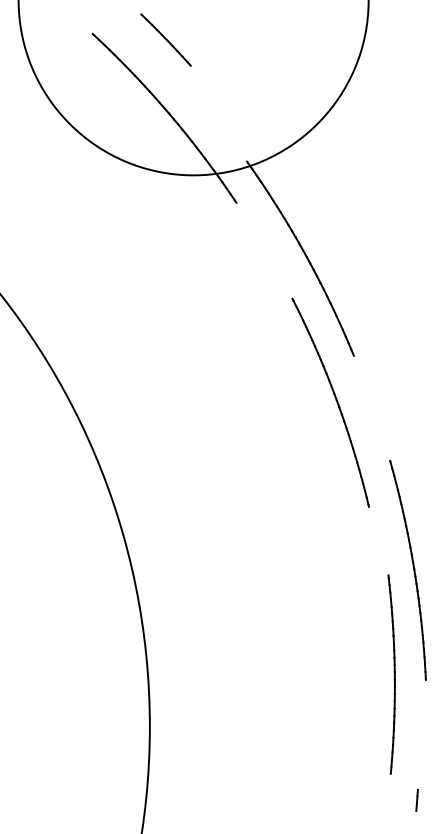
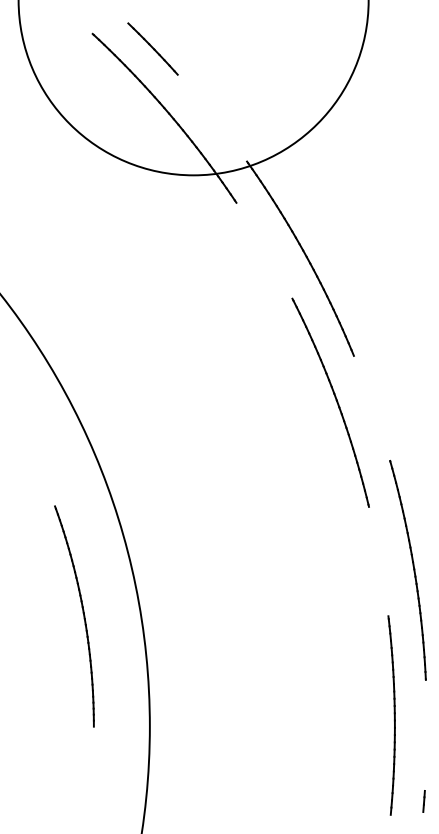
line position: (165, 39) -> (152, 48) (152, 48)
part: none -> present (82, 613)
part position: (391, 674) -> (391, 715) (391, 715)
line position: (416, 800) -> (423, 801) (423, 801)
